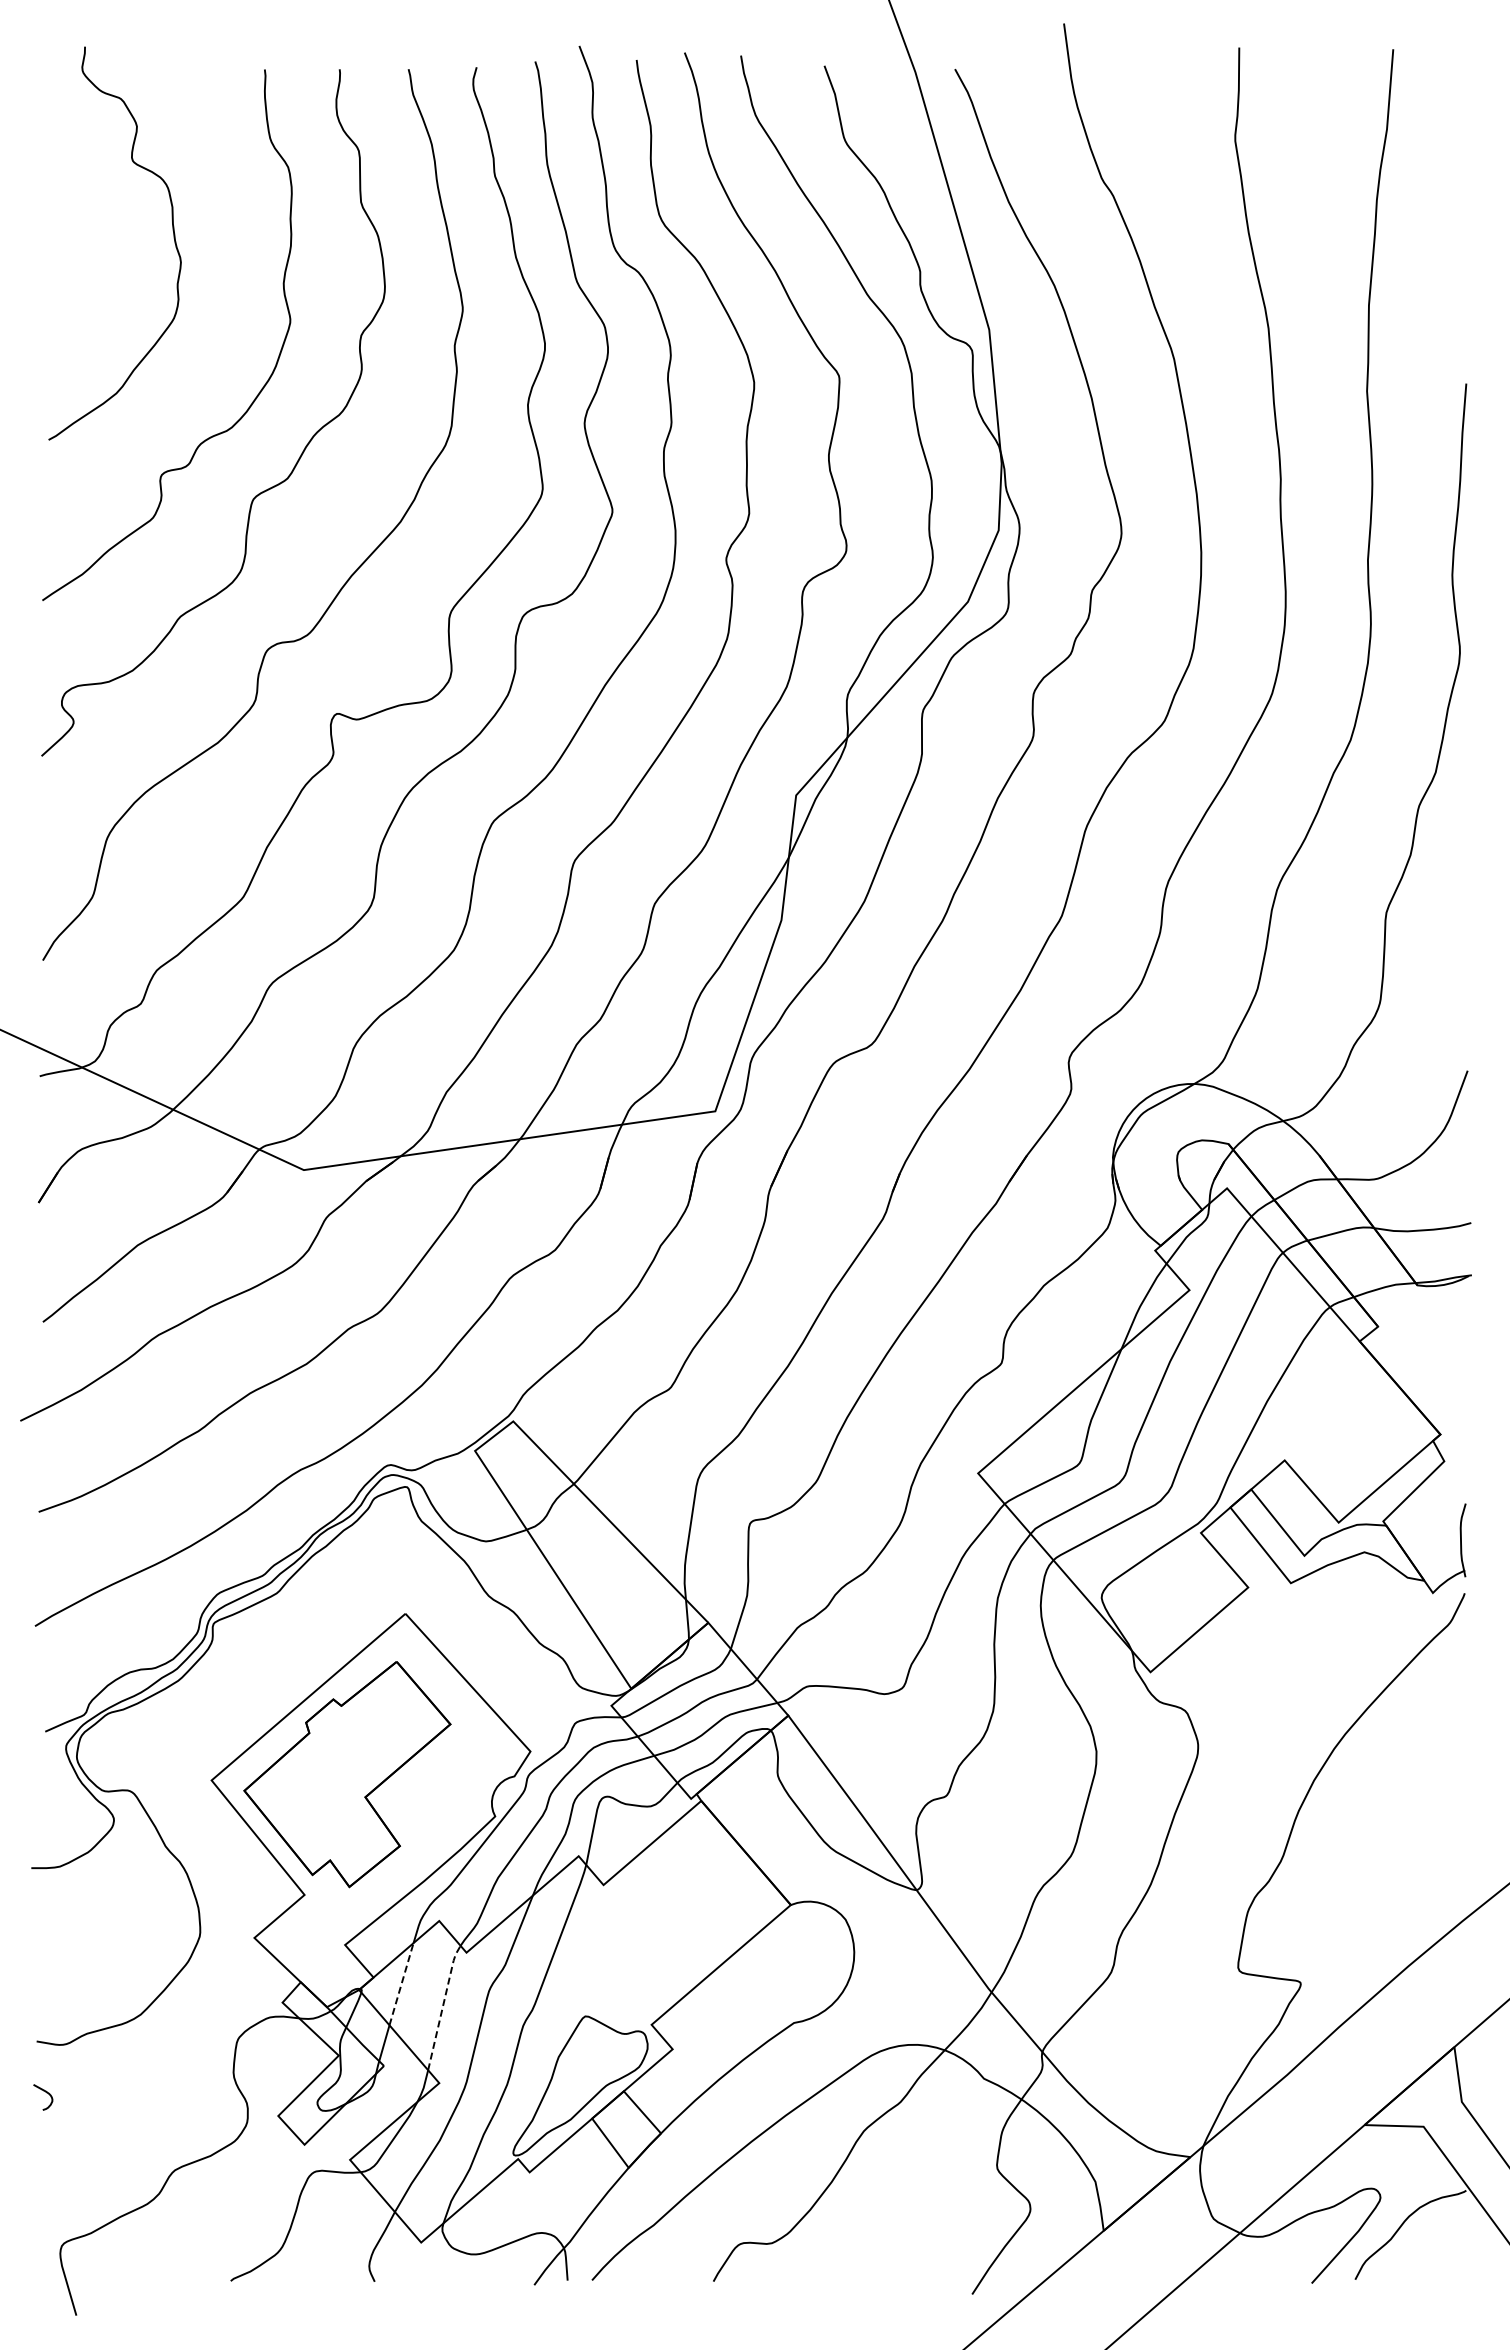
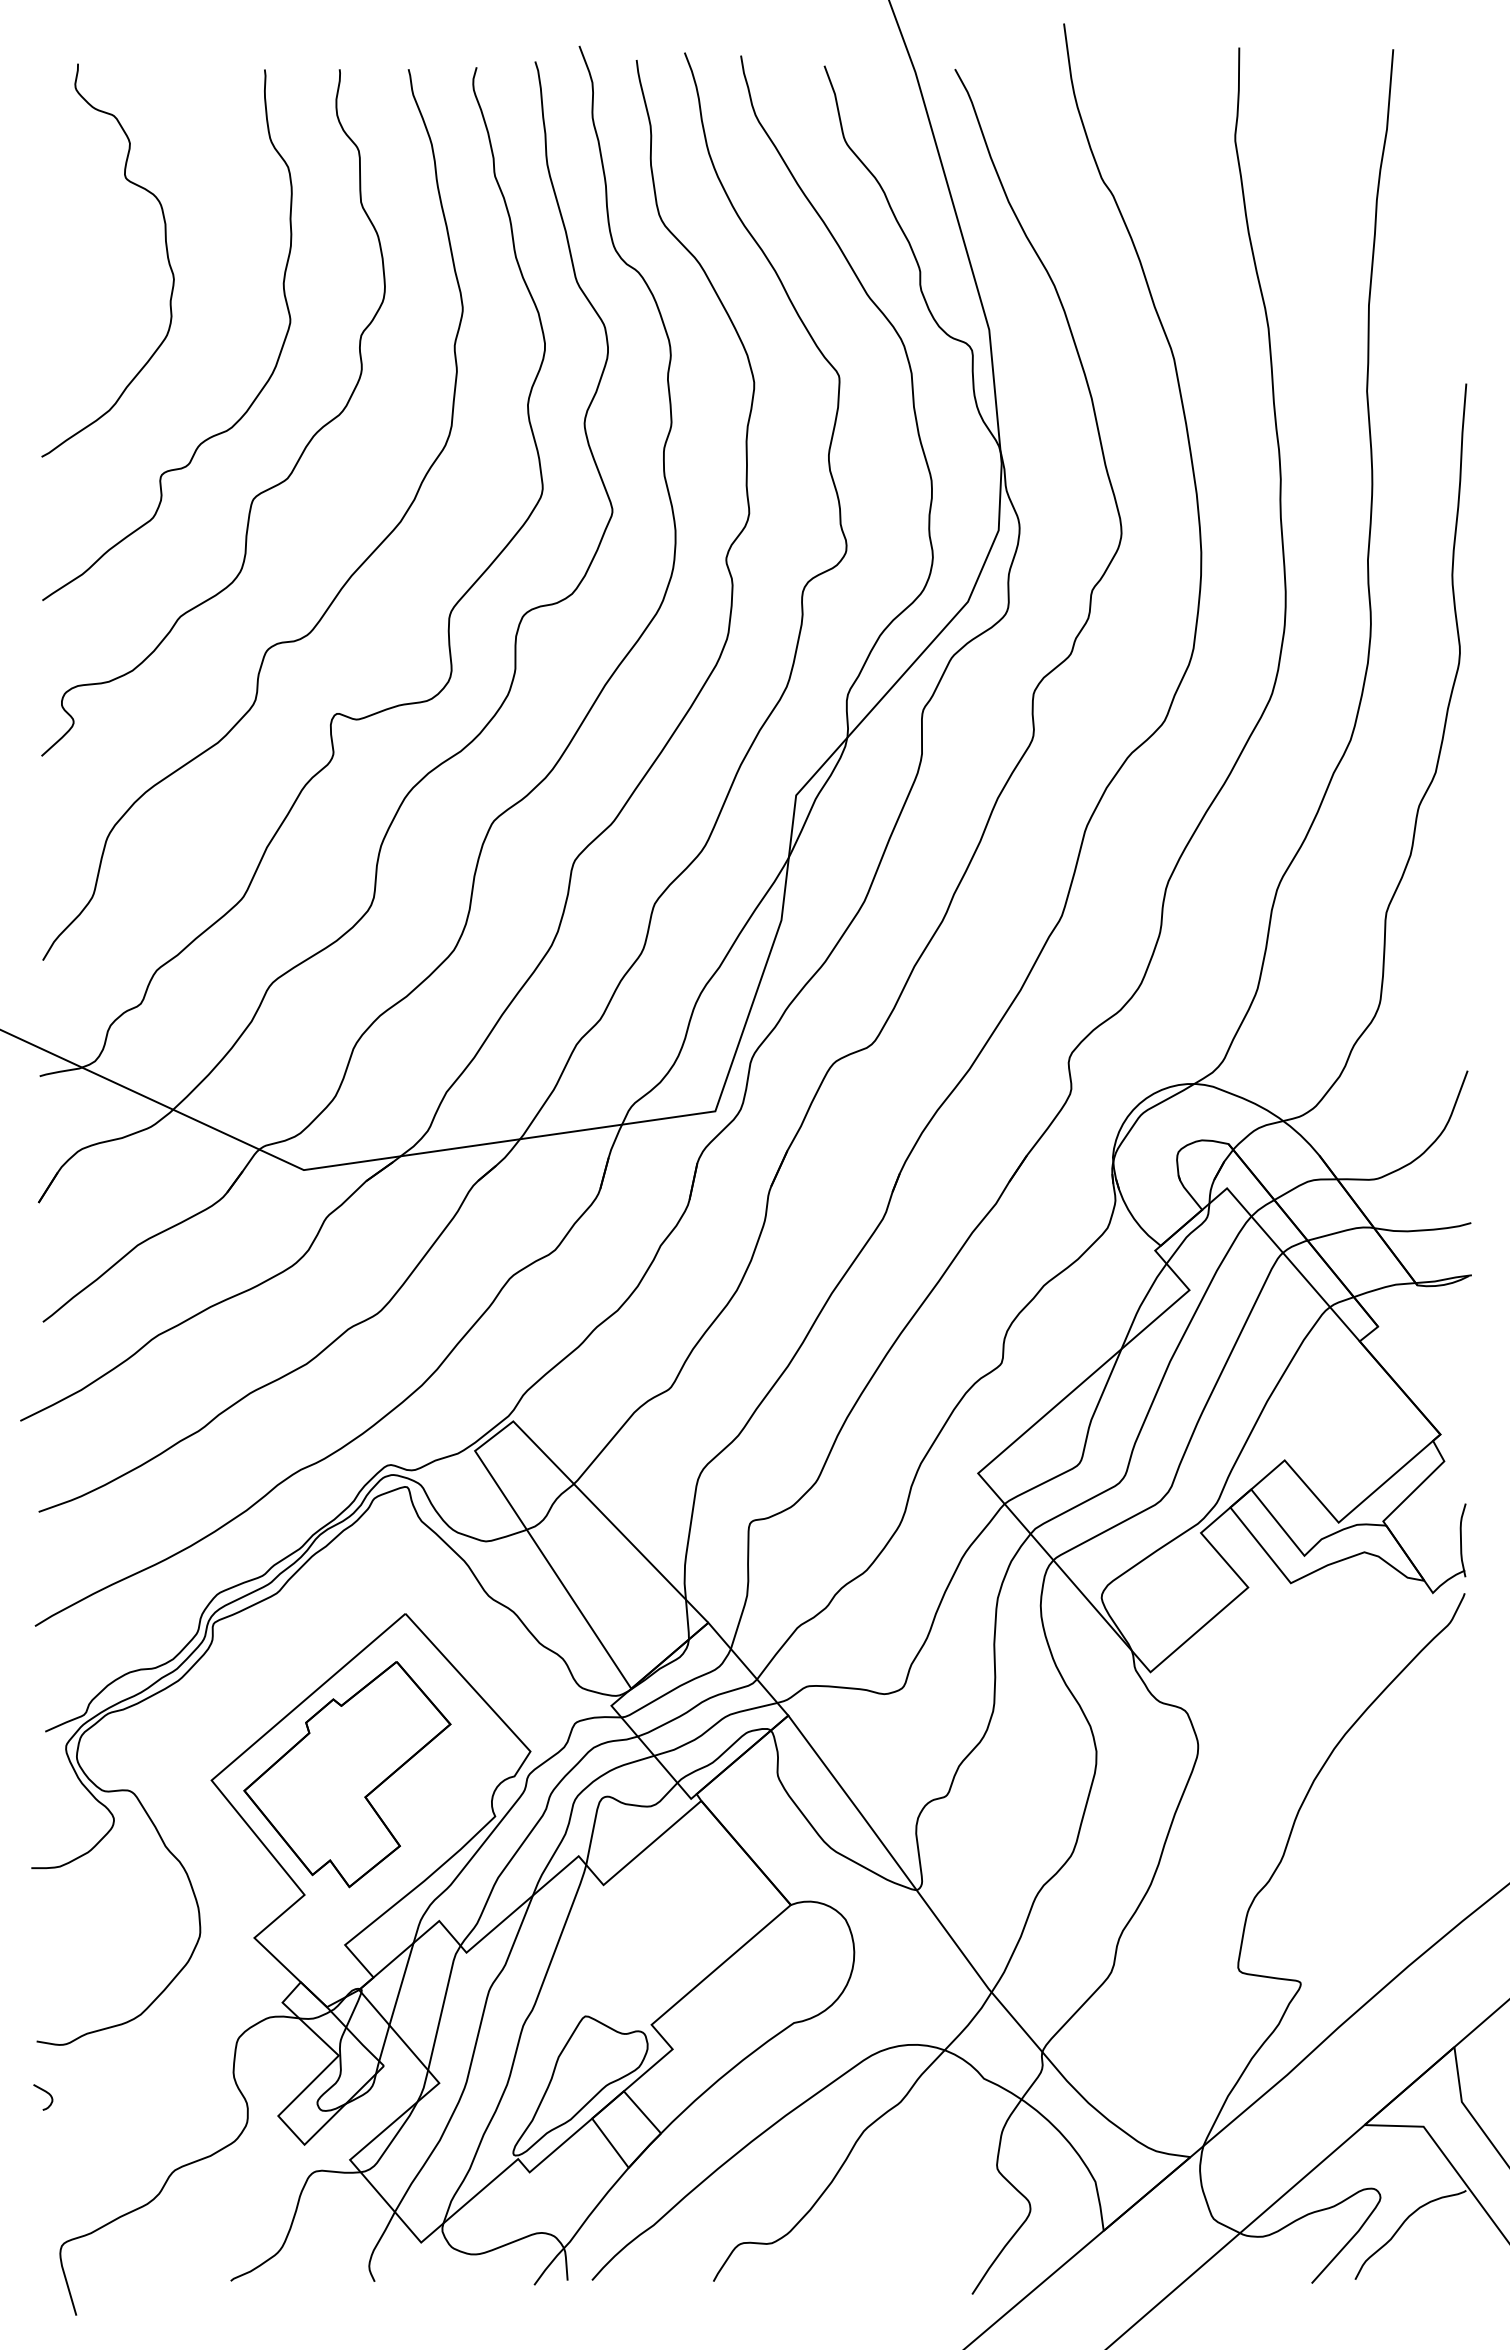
curve position: (173, 238) -> (166, 255) (166, 255)
line: dashed -> solid (401, 1984)
line: dashed -> solid (443, 2006)
